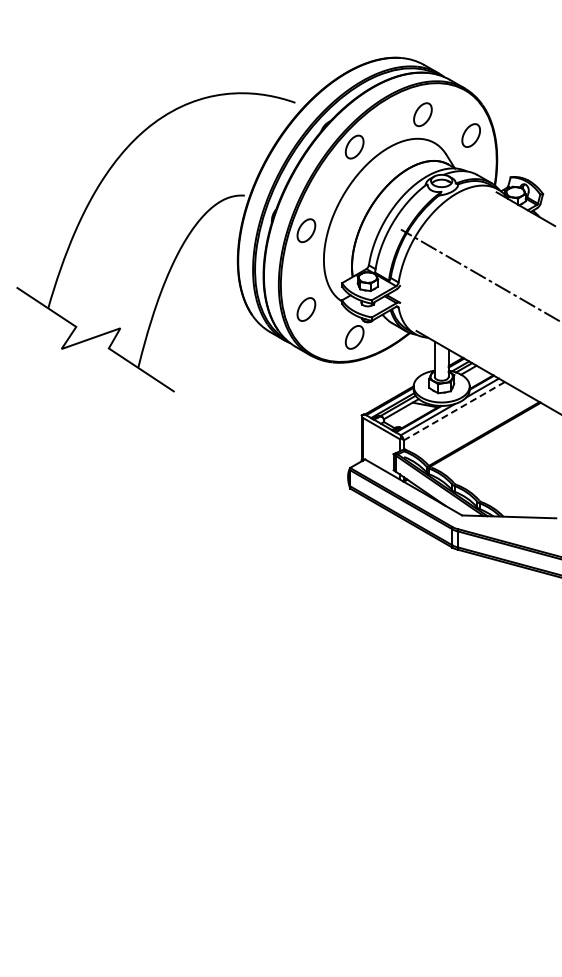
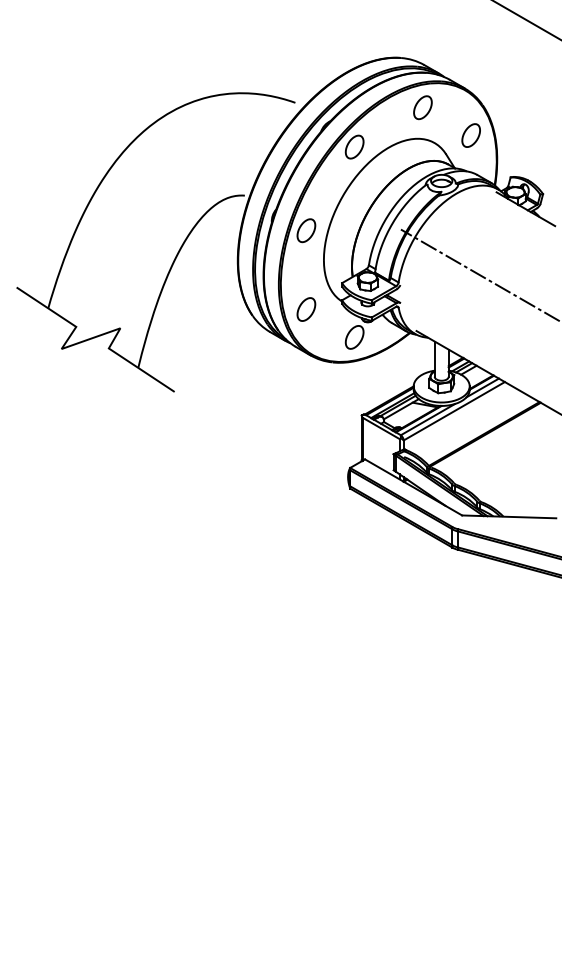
line: none -> present (526, 20)
part position: (422, 114) -> (422, 107) (422, 107)
line: dashed -> solid (454, 411)
